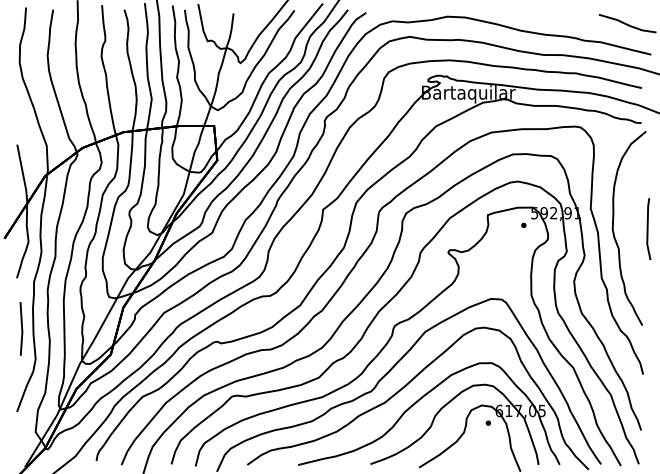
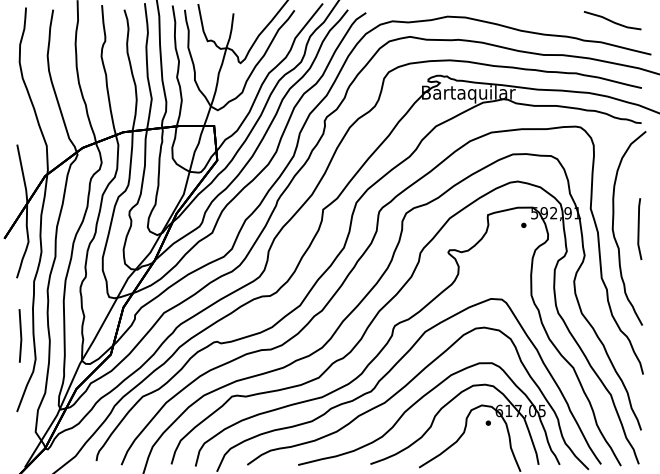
line position: (627, 23) -> (612, 20) (612, 20)
line position: (648, 228) -> (639, 228) (639, 228)
line position: (21, 328) -> (20, 335) (20, 335)
